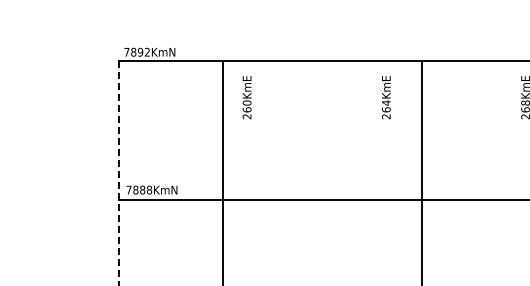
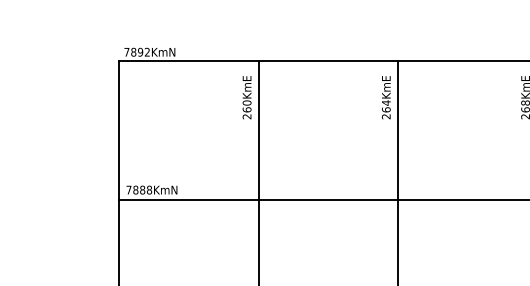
line position: (222, 171) -> (258, 171) (258, 171)
line position: (421, 171) -> (397, 171) (397, 171)
line: dashed -> solid (119, 173)
